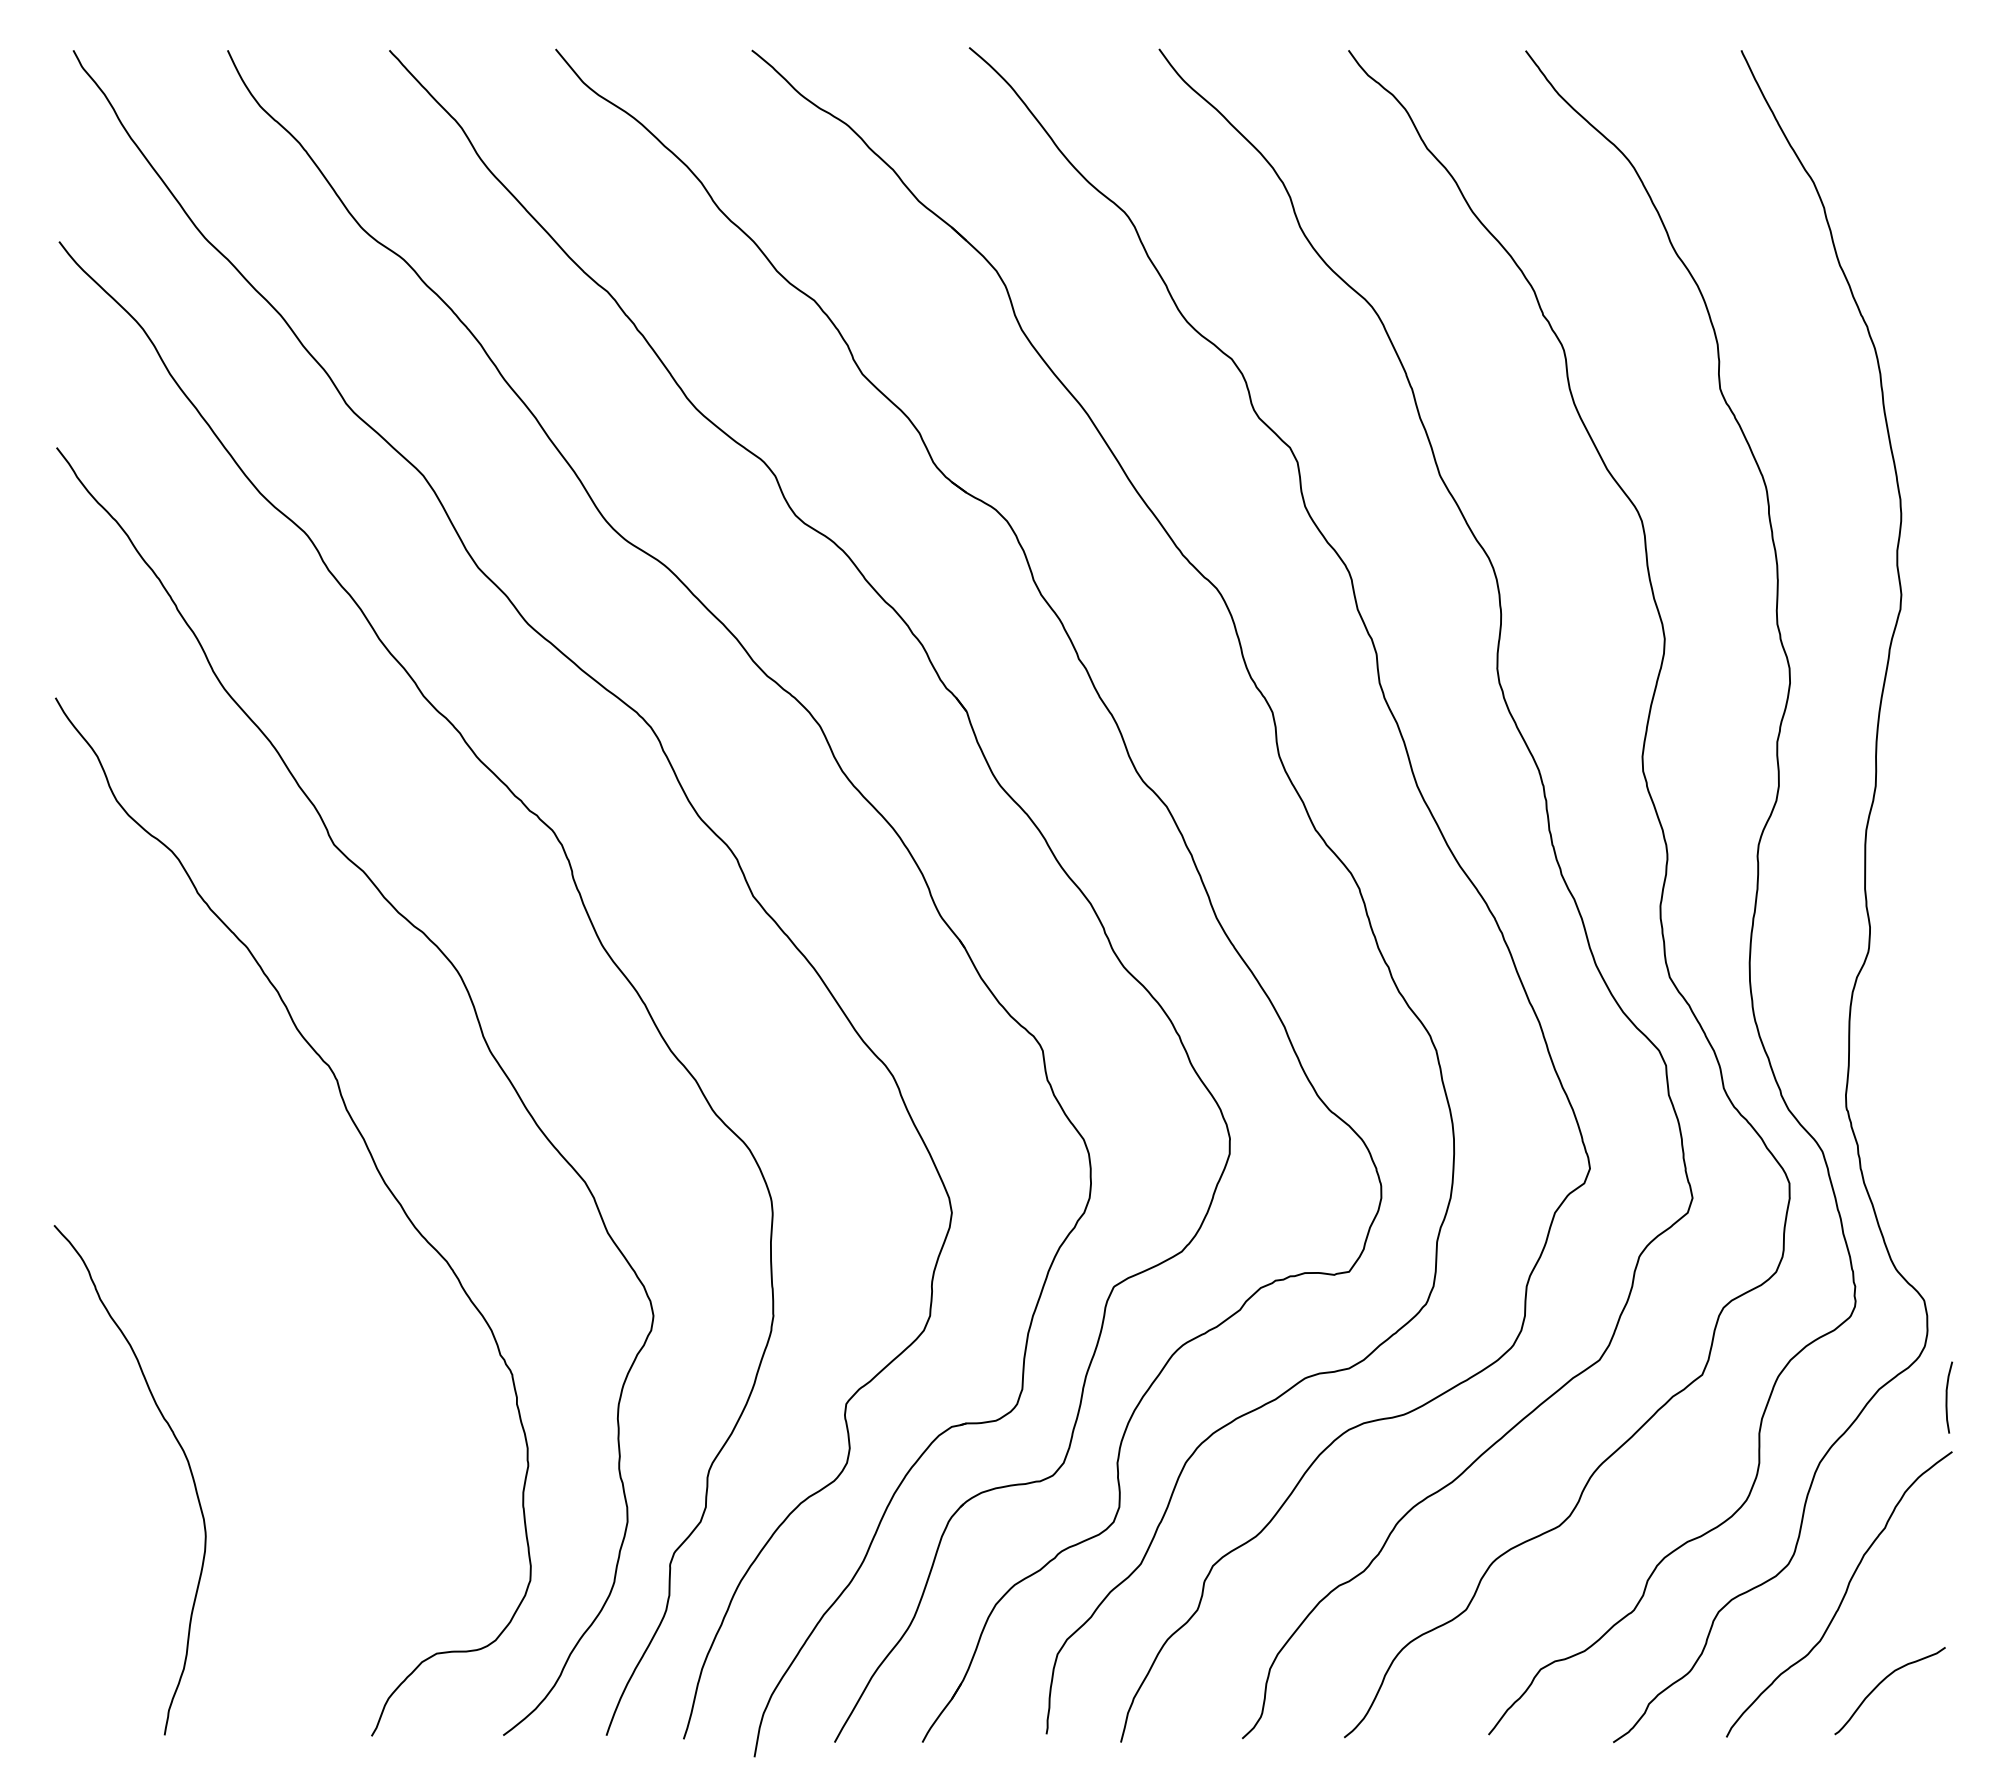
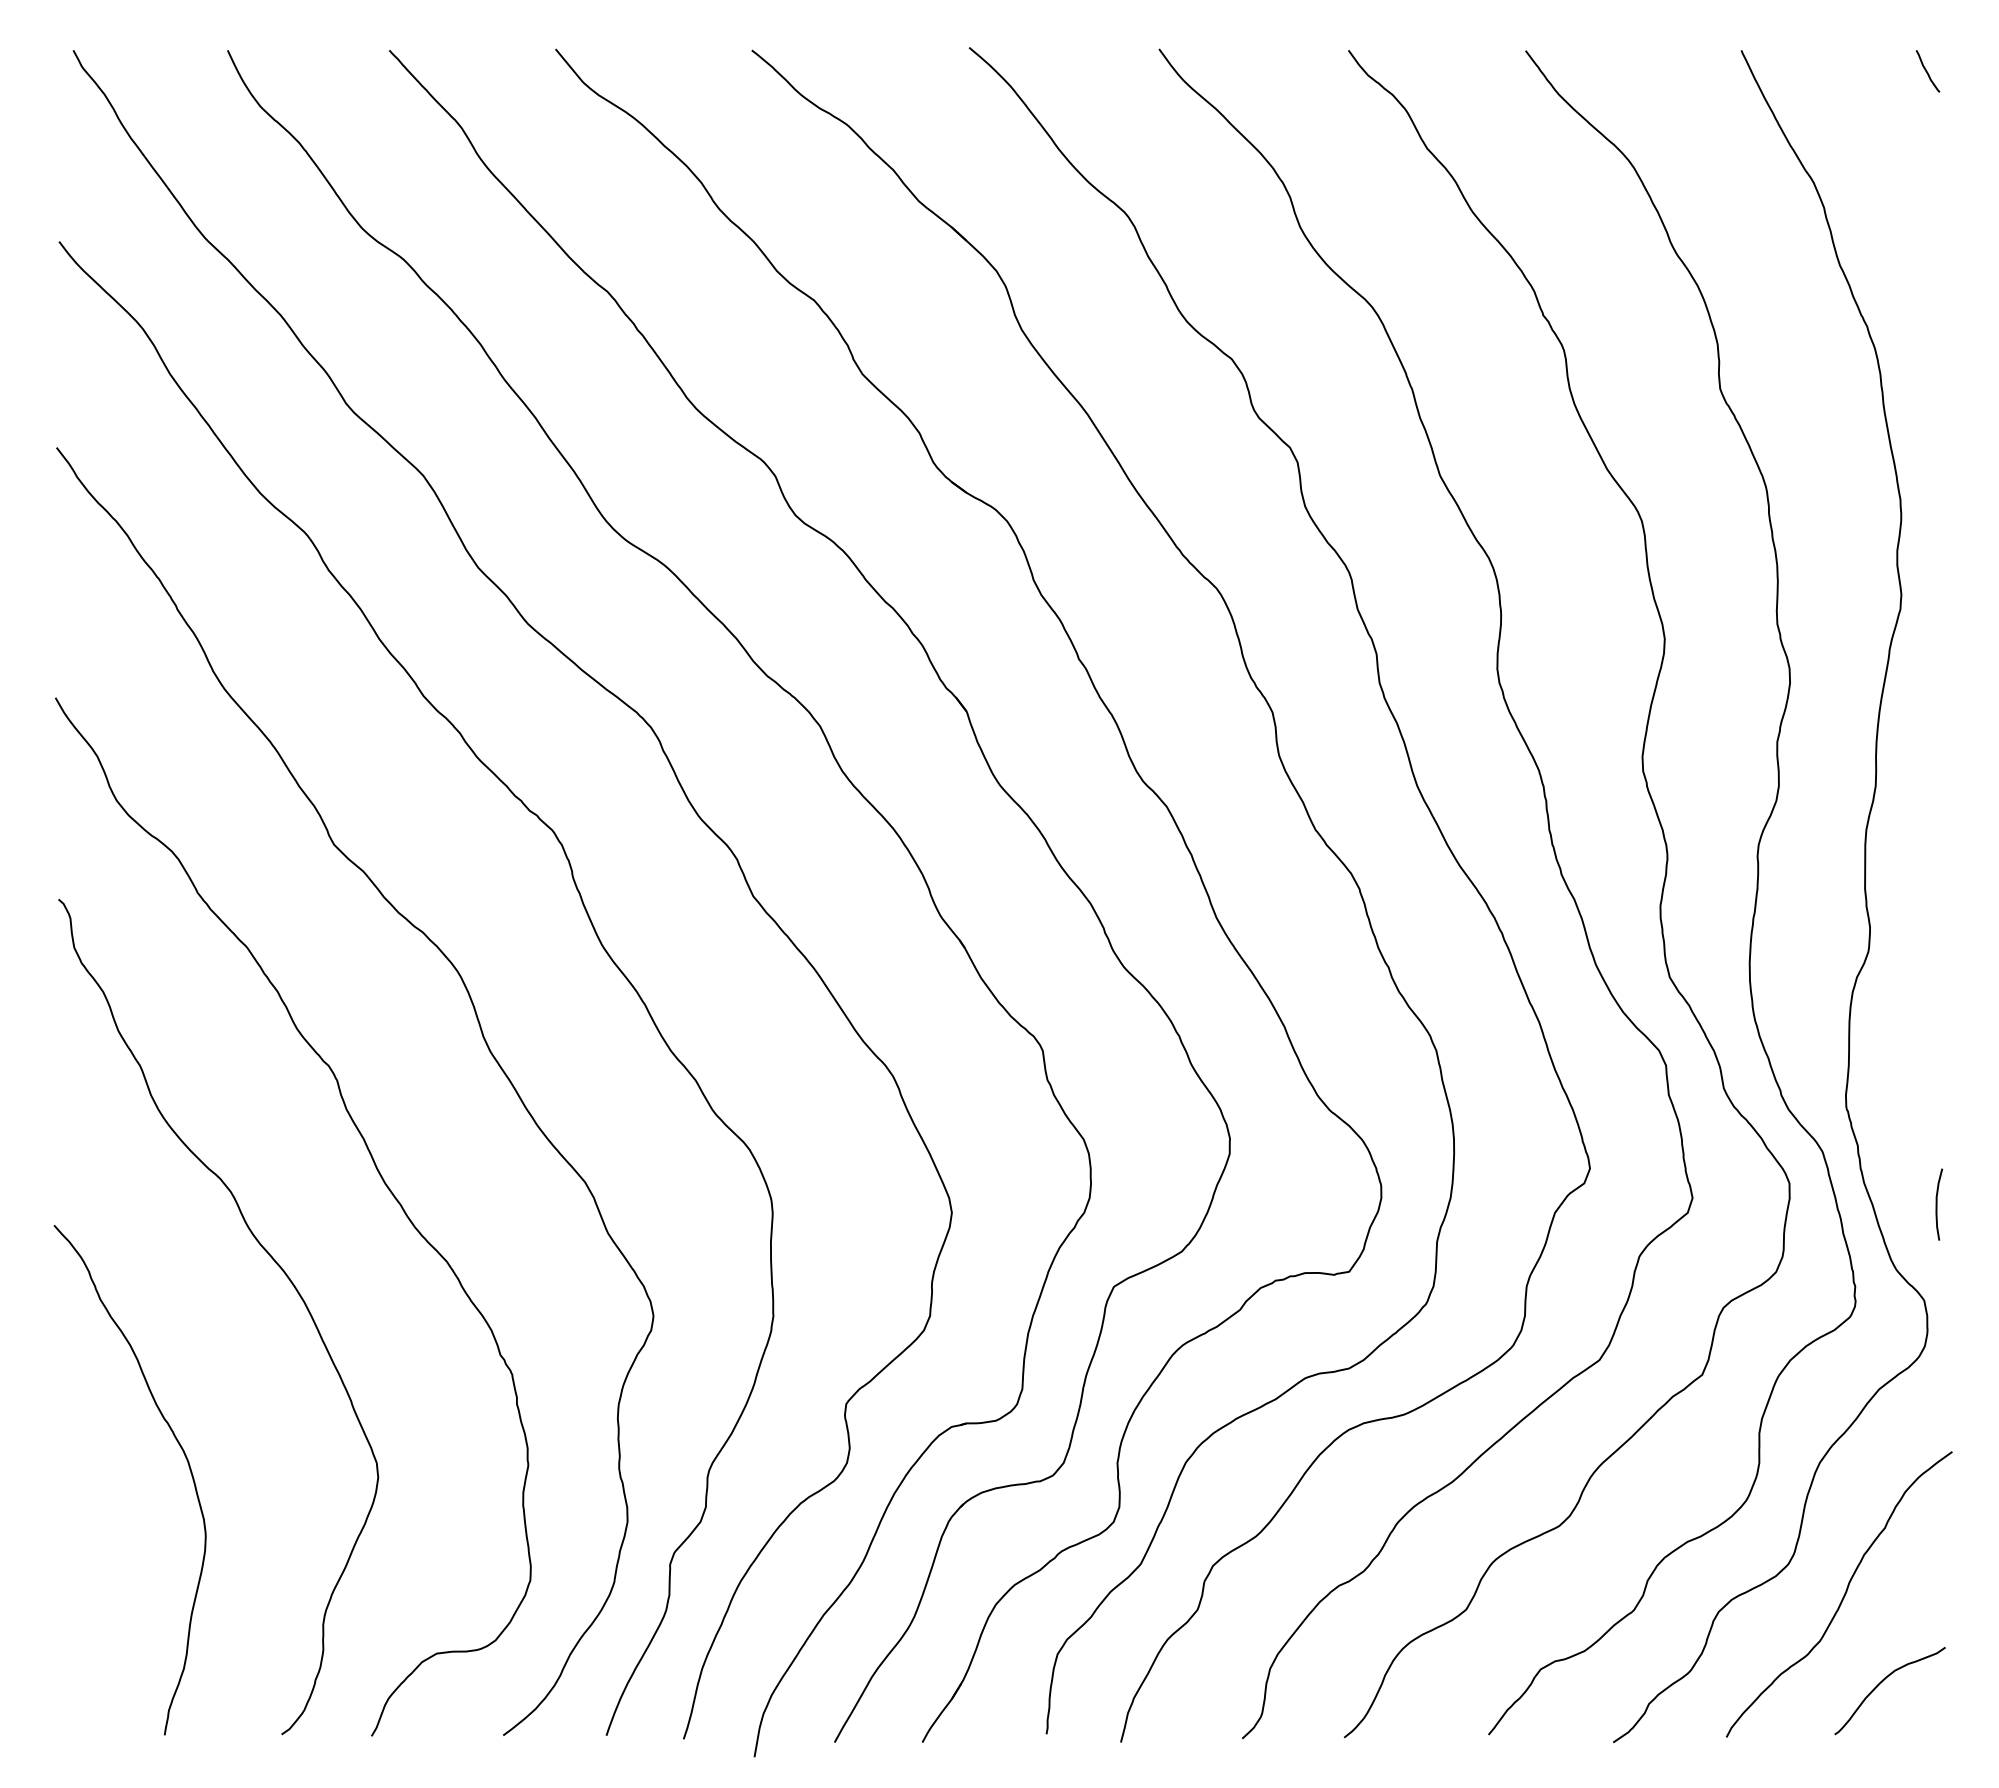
curve: none -> present (1927, 71)
curve: none -> present (275, 1263)
curve position: (1947, 1397) -> (1937, 1204) (1937, 1204)
